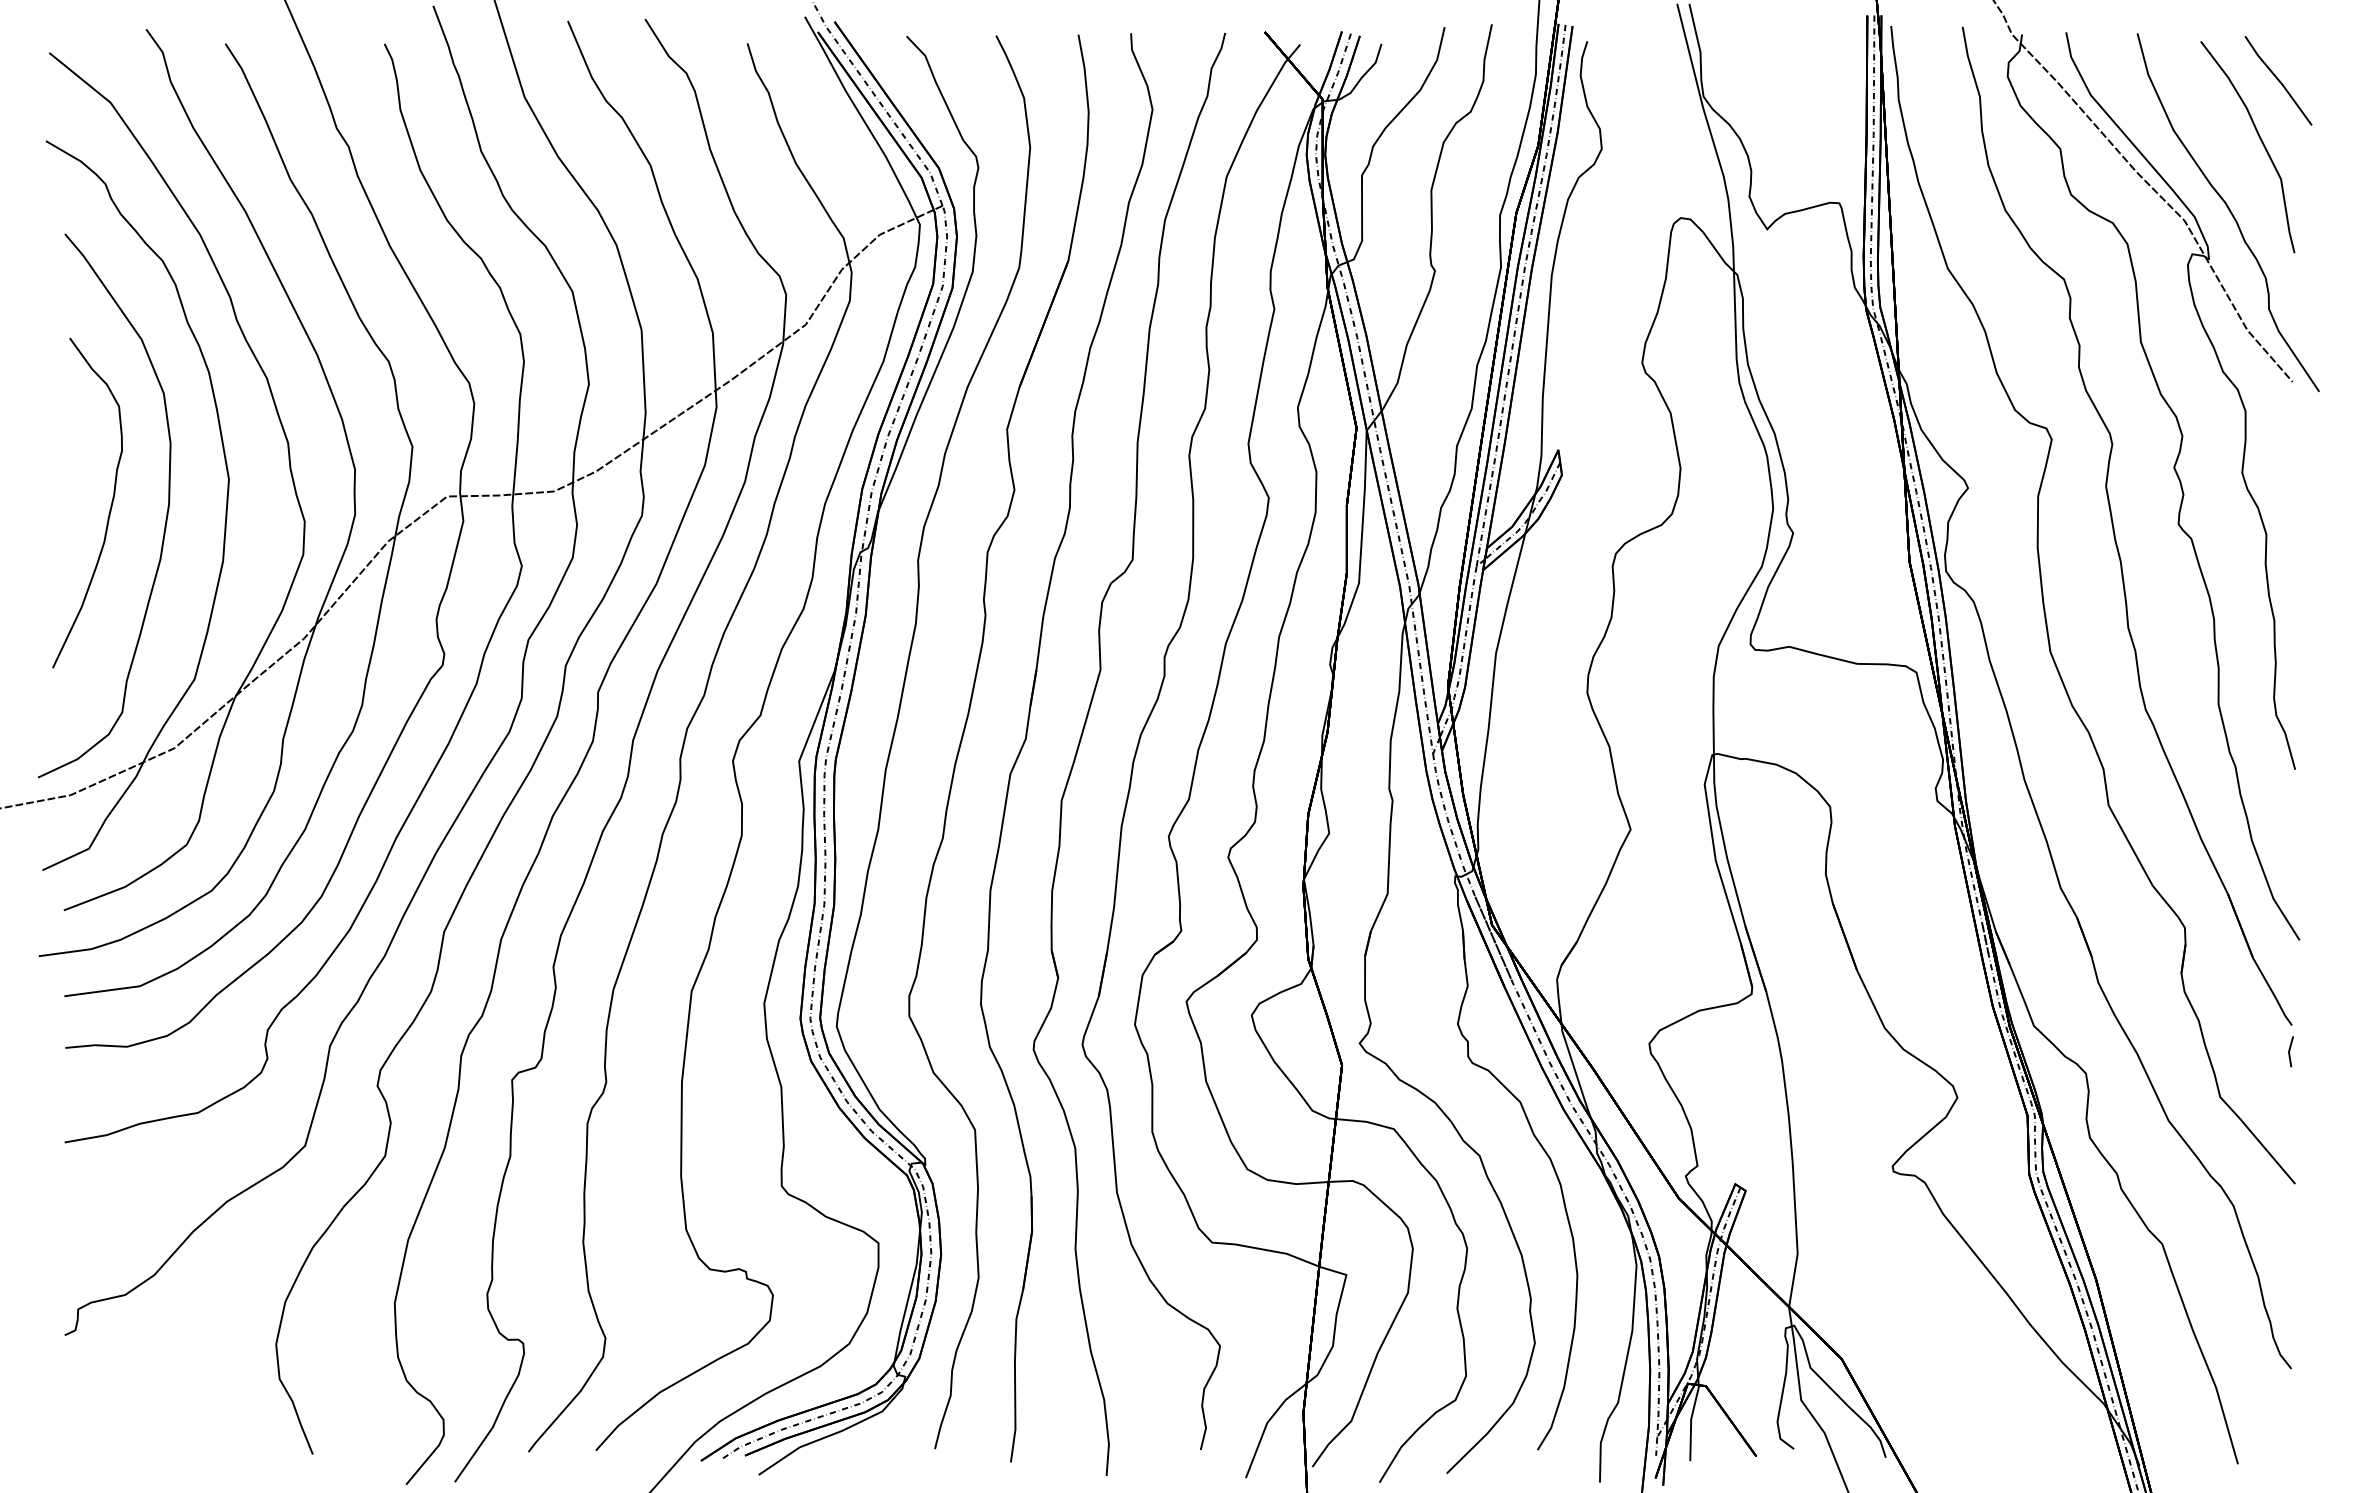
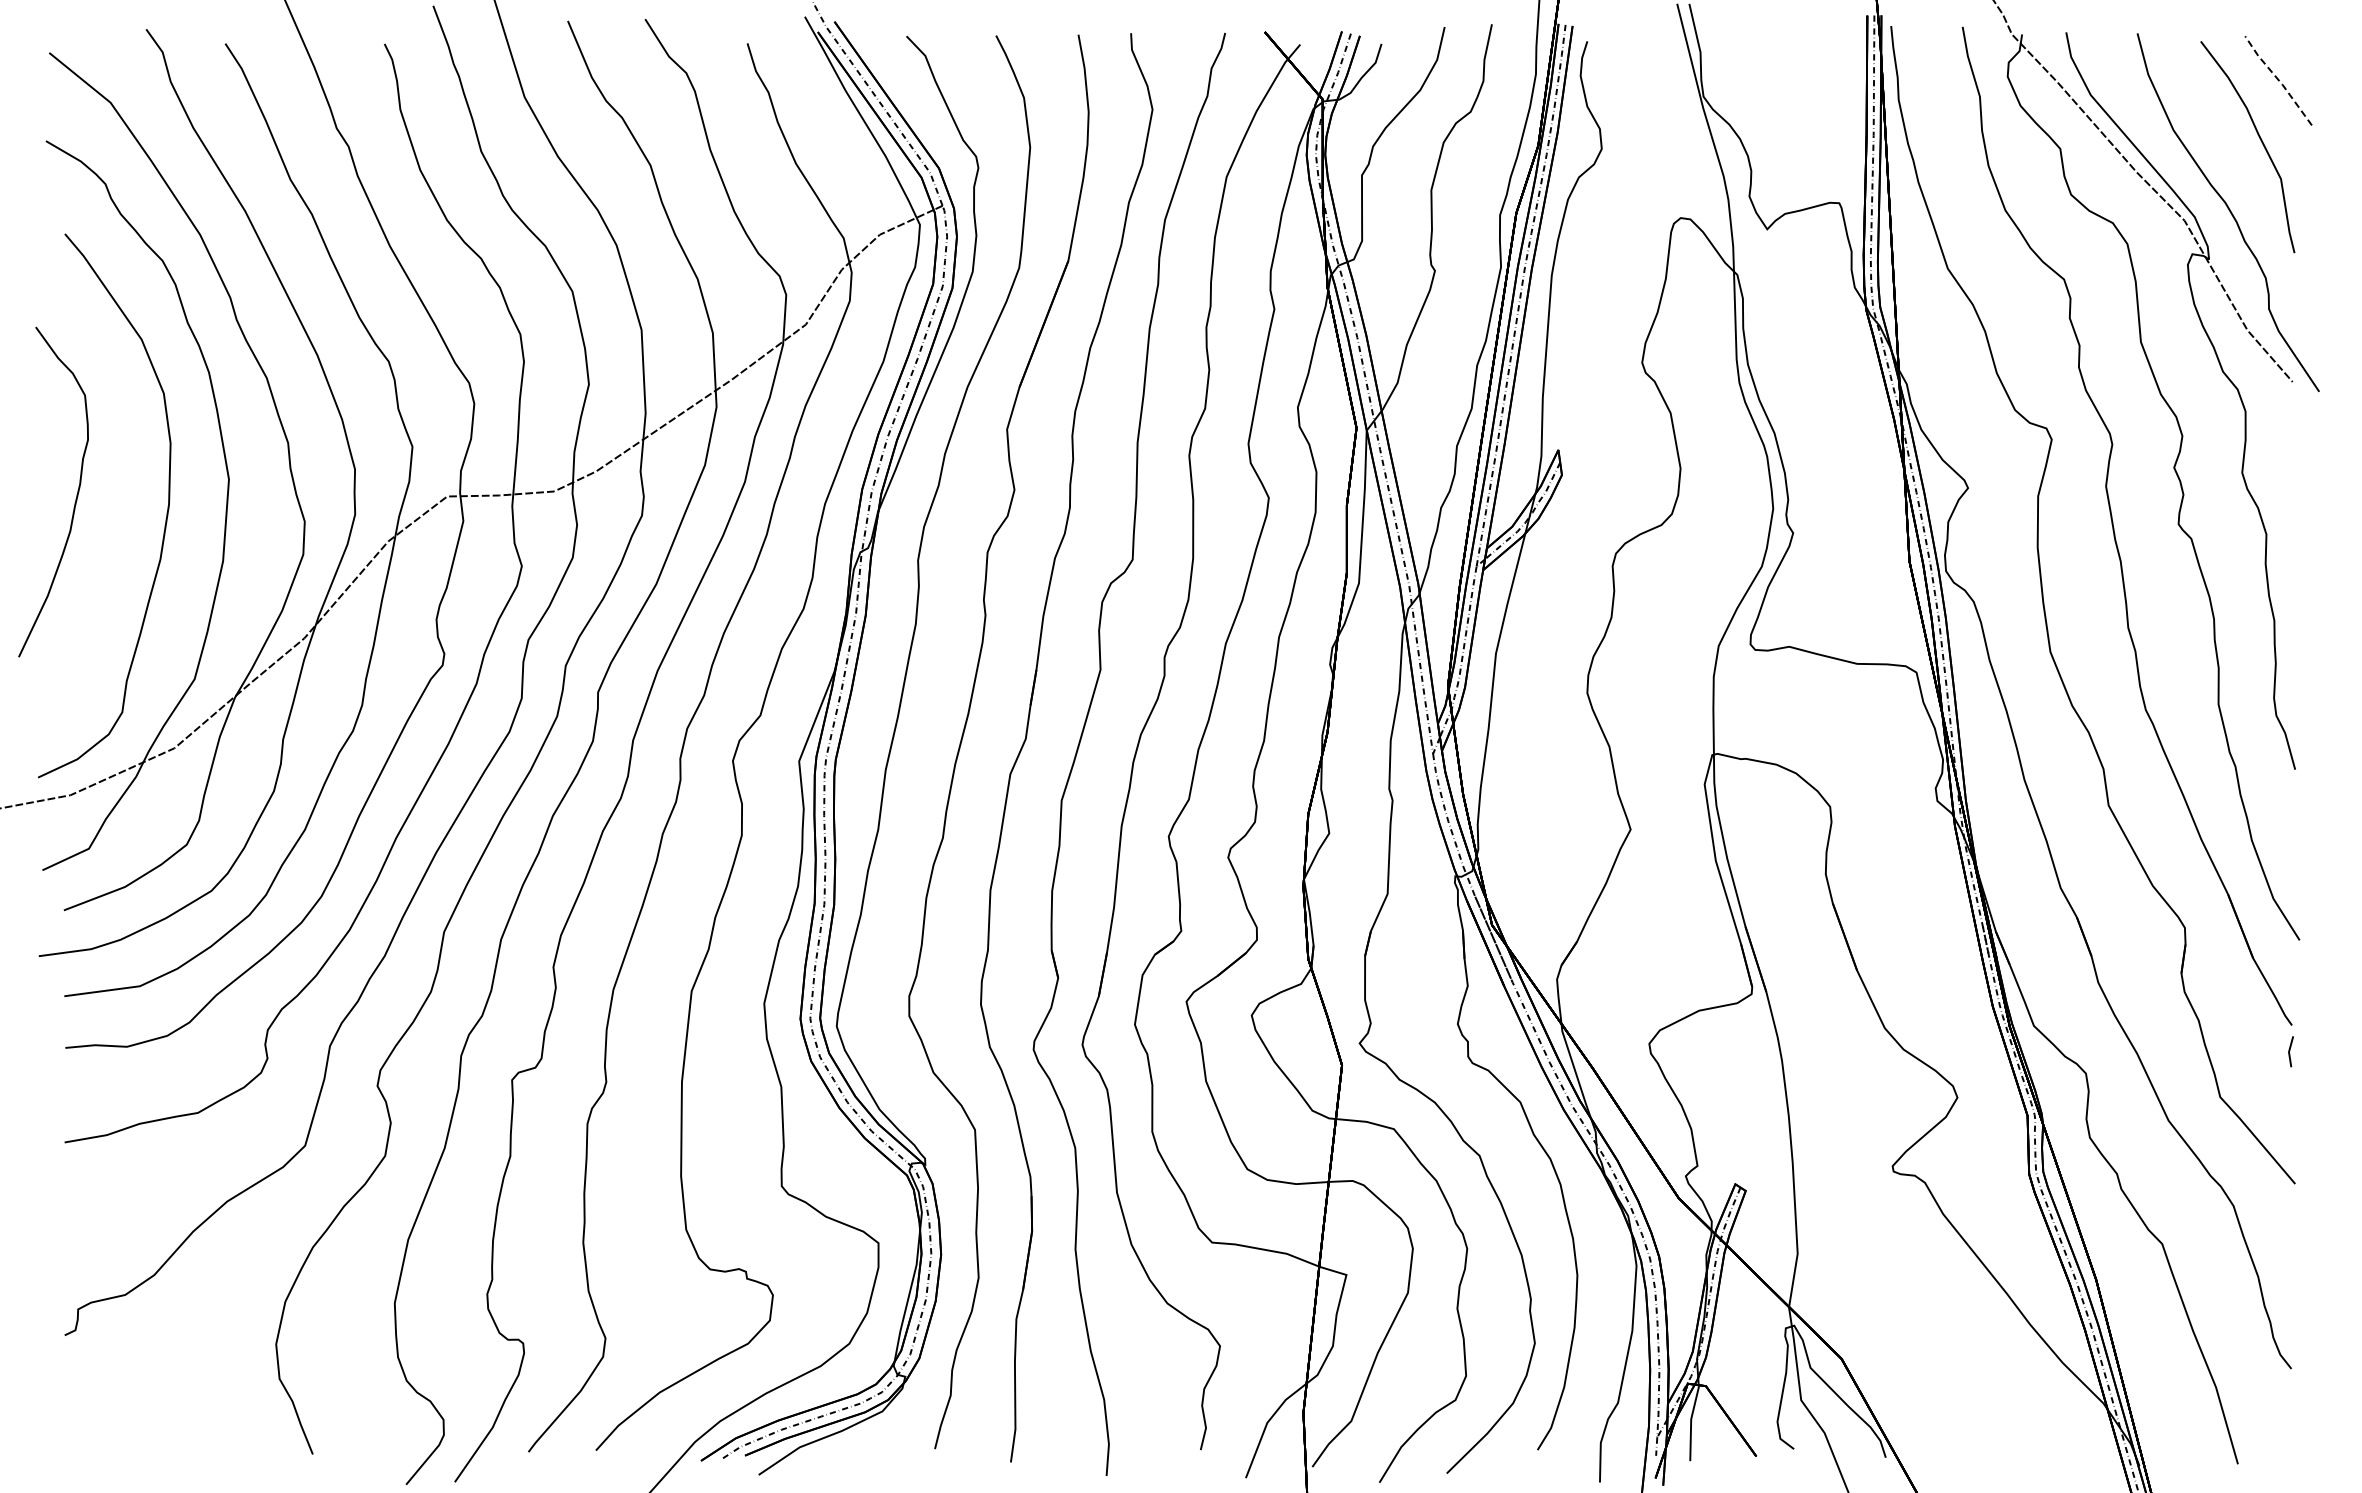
line: solid -> dashed (2278, 80)
curve position: (109, 509) -> (75, 498) (75, 498)
